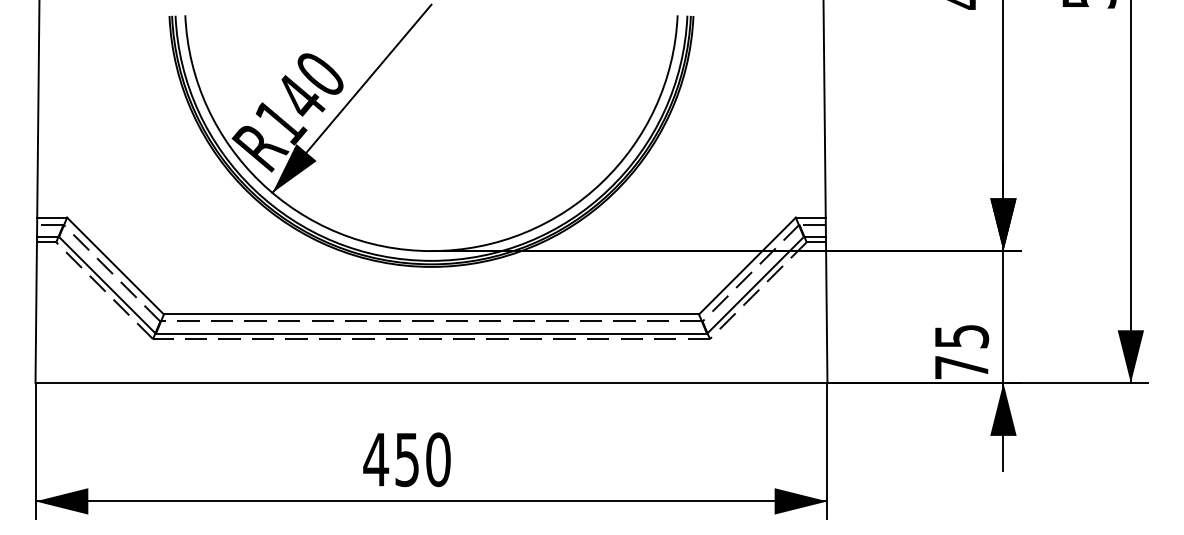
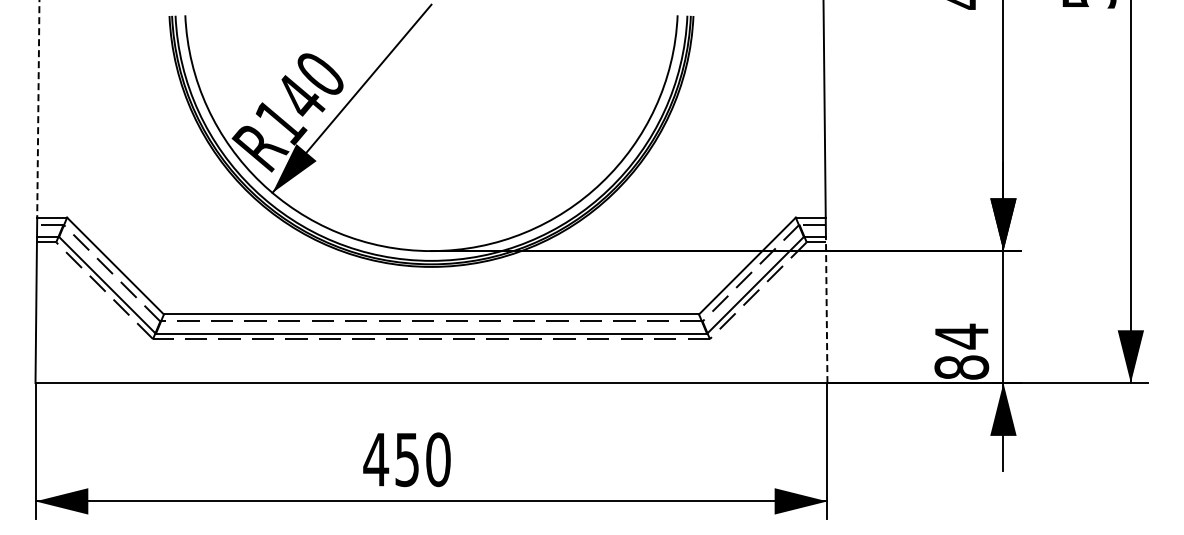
line: solid -> dashed (38, 109)
line: solid -> dashed (826, 309)
text: 75 -> 84 (961, 351)
